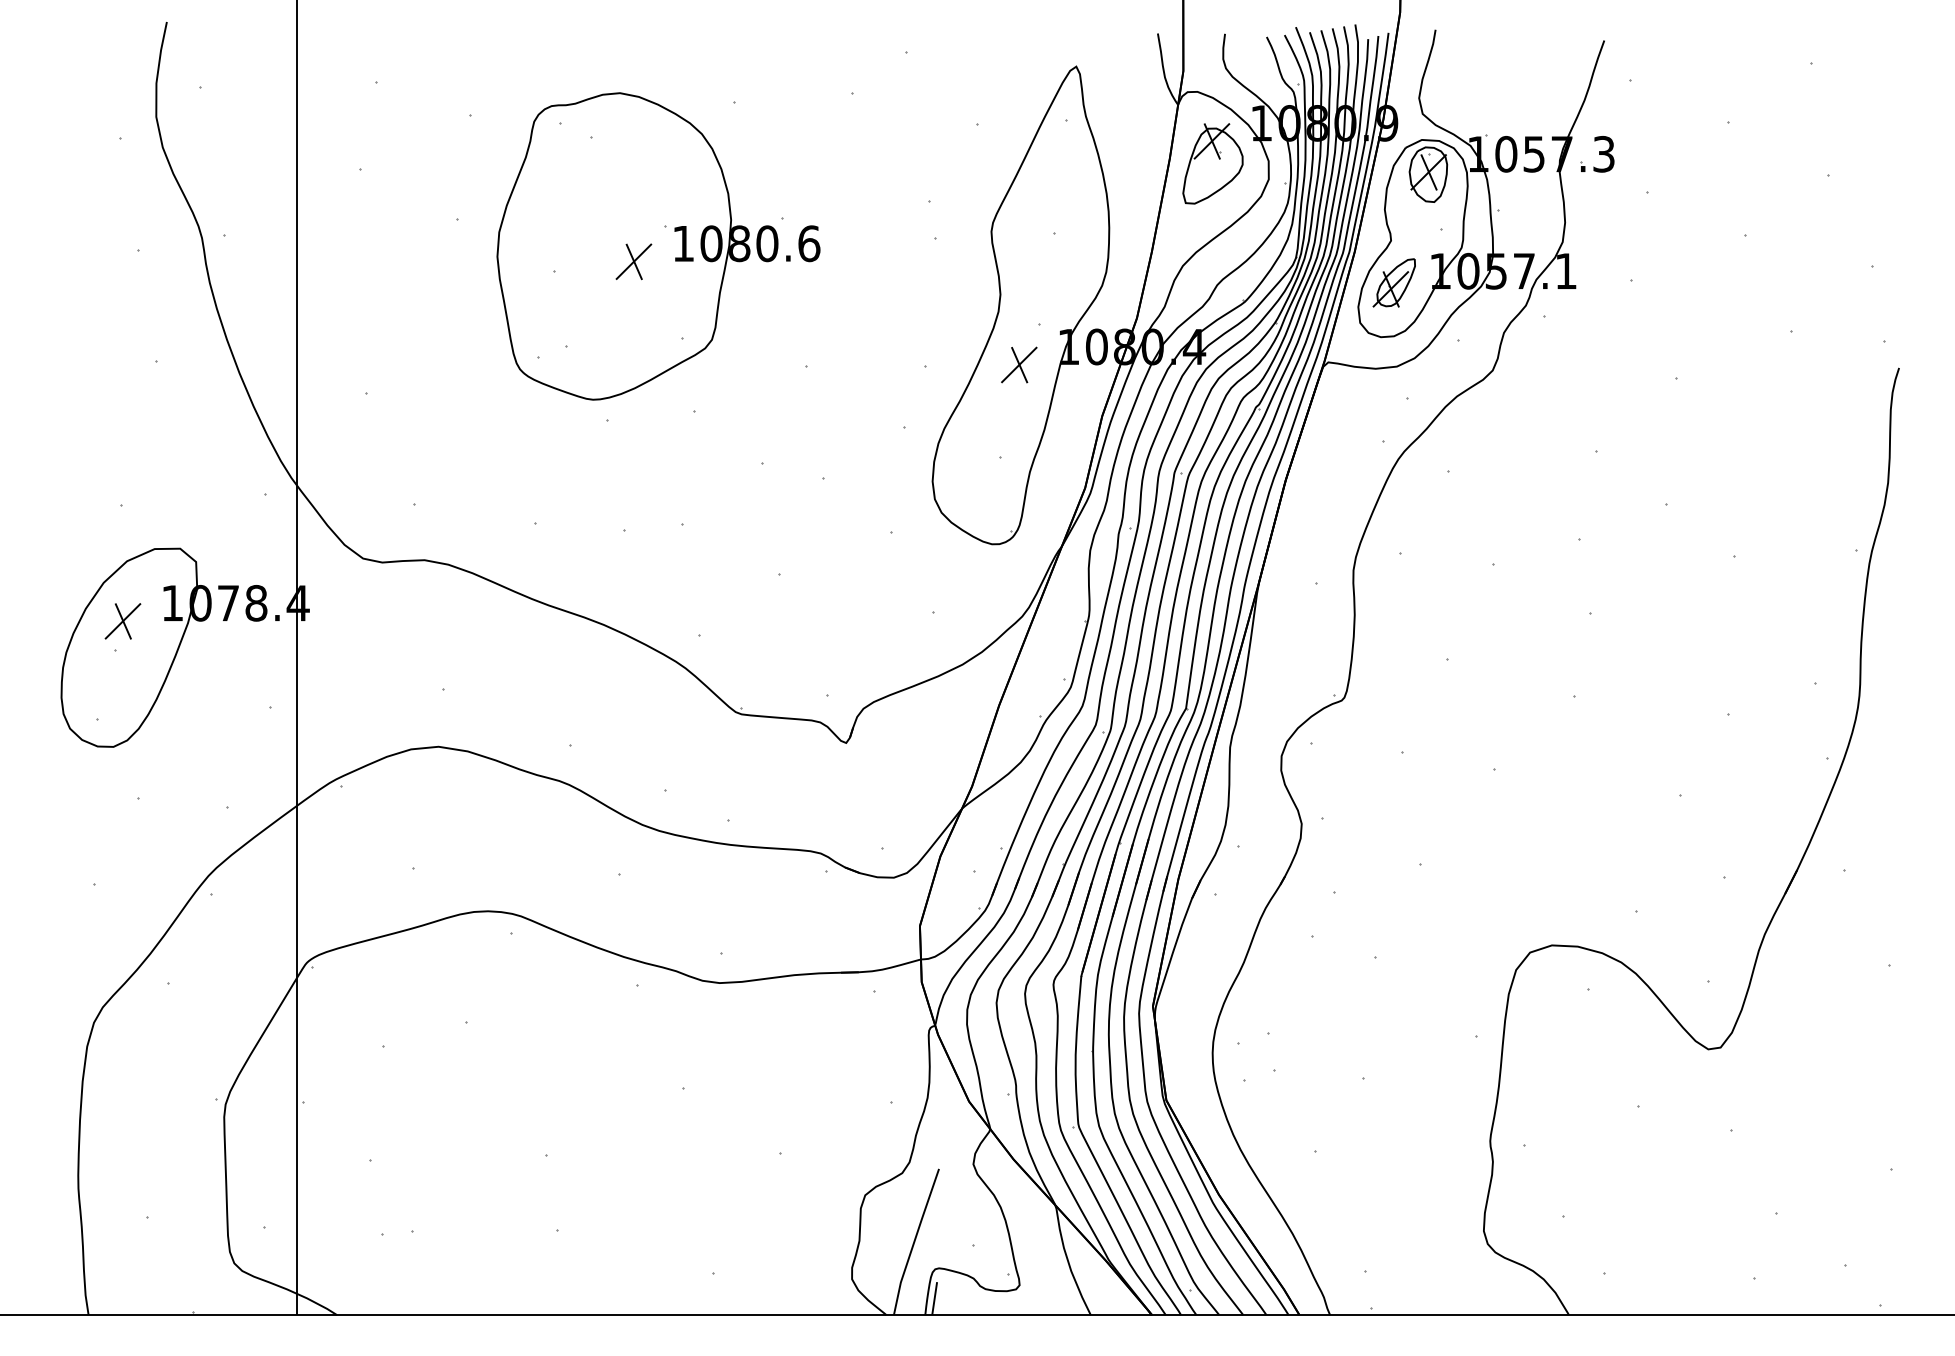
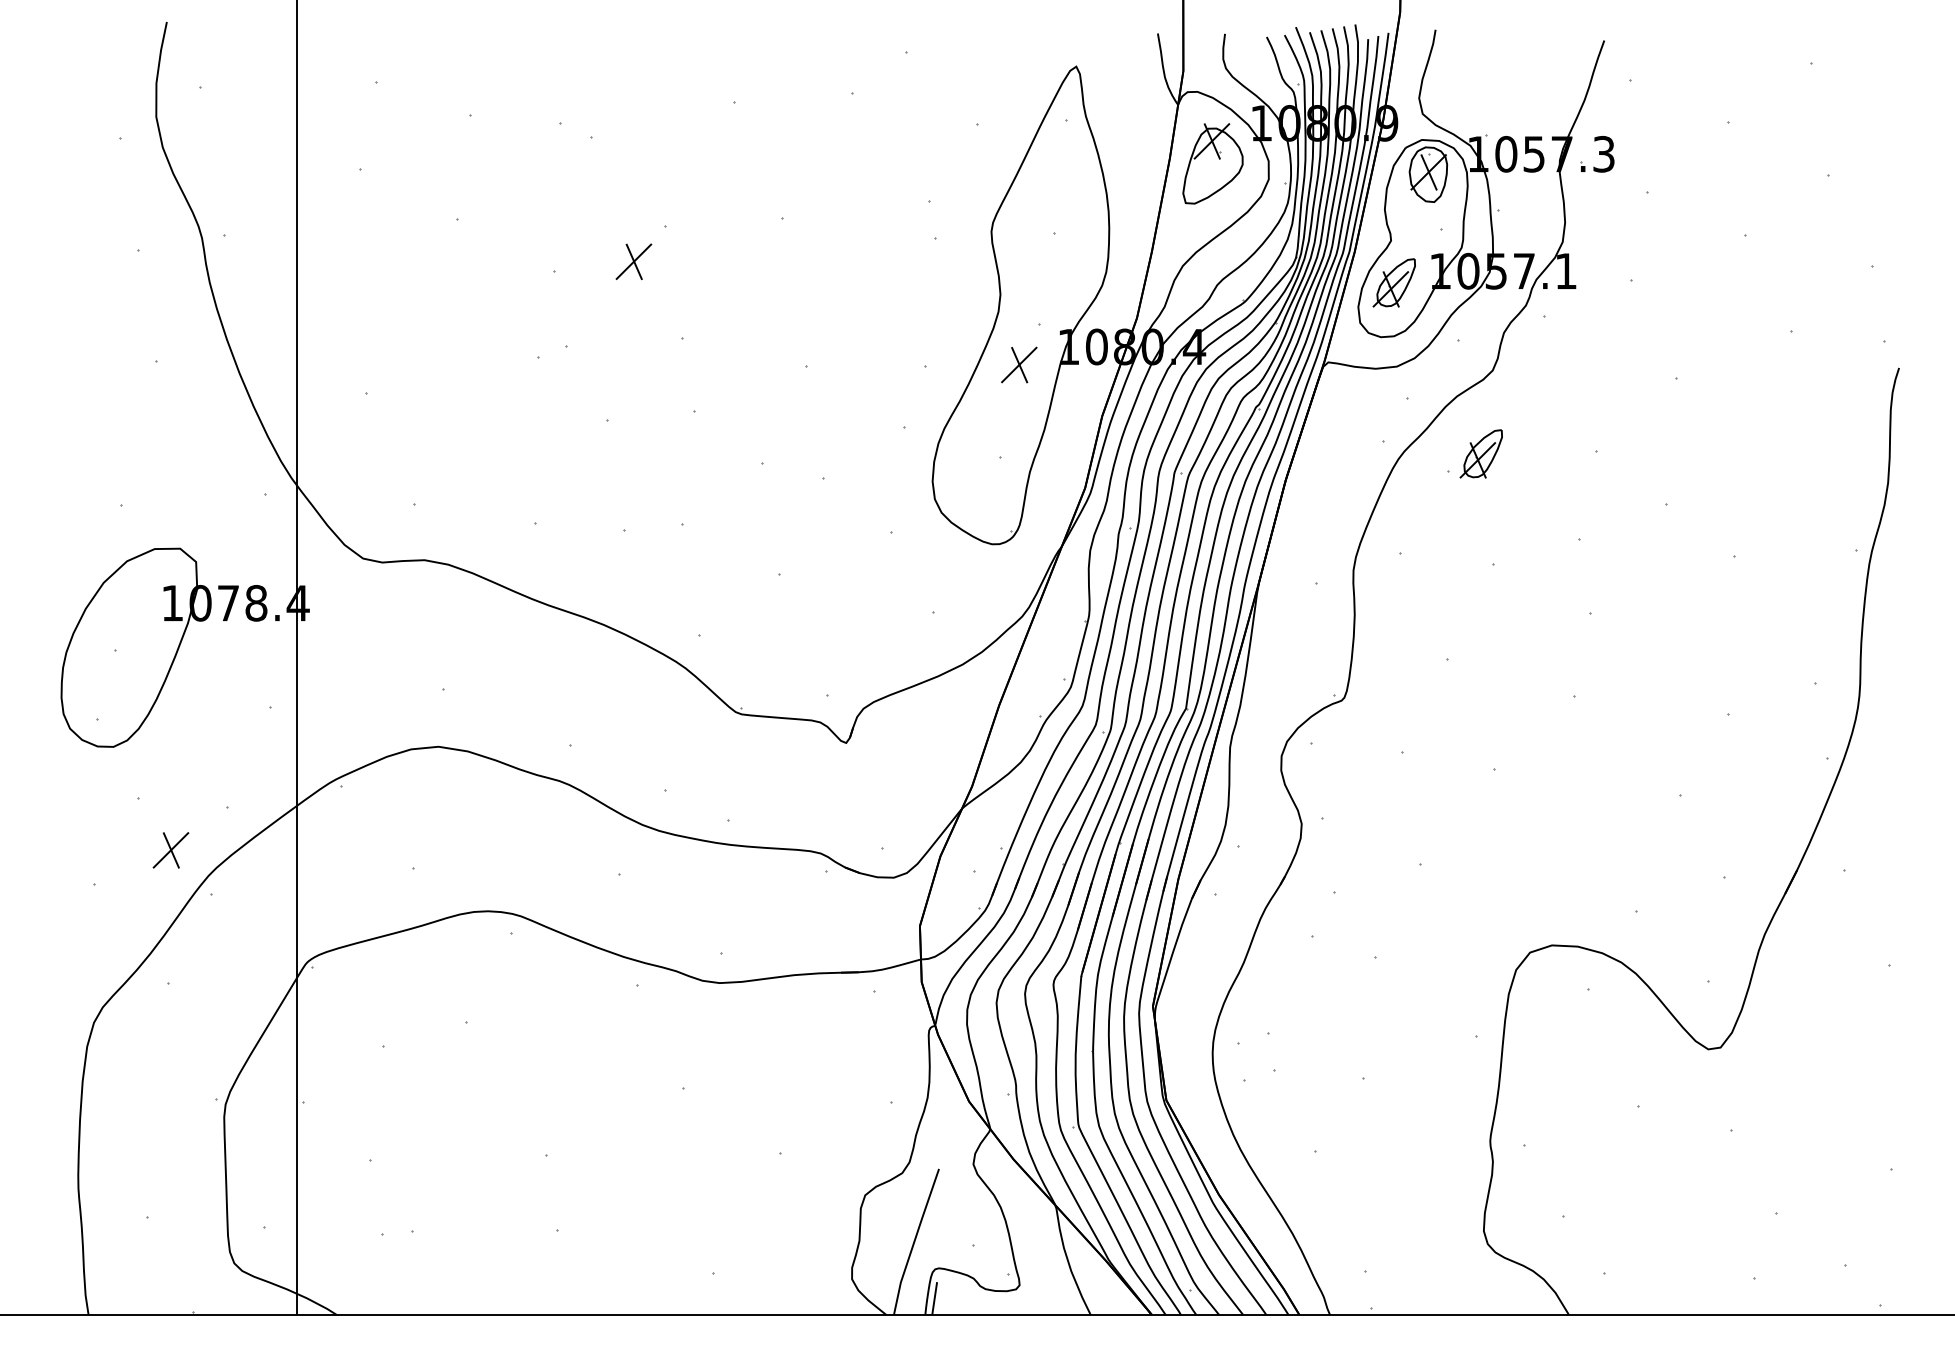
part: present -> none (658, 246)
part: none -> present (1480, 453)
part position: (122, 621) -> (170, 850) (170, 850)
